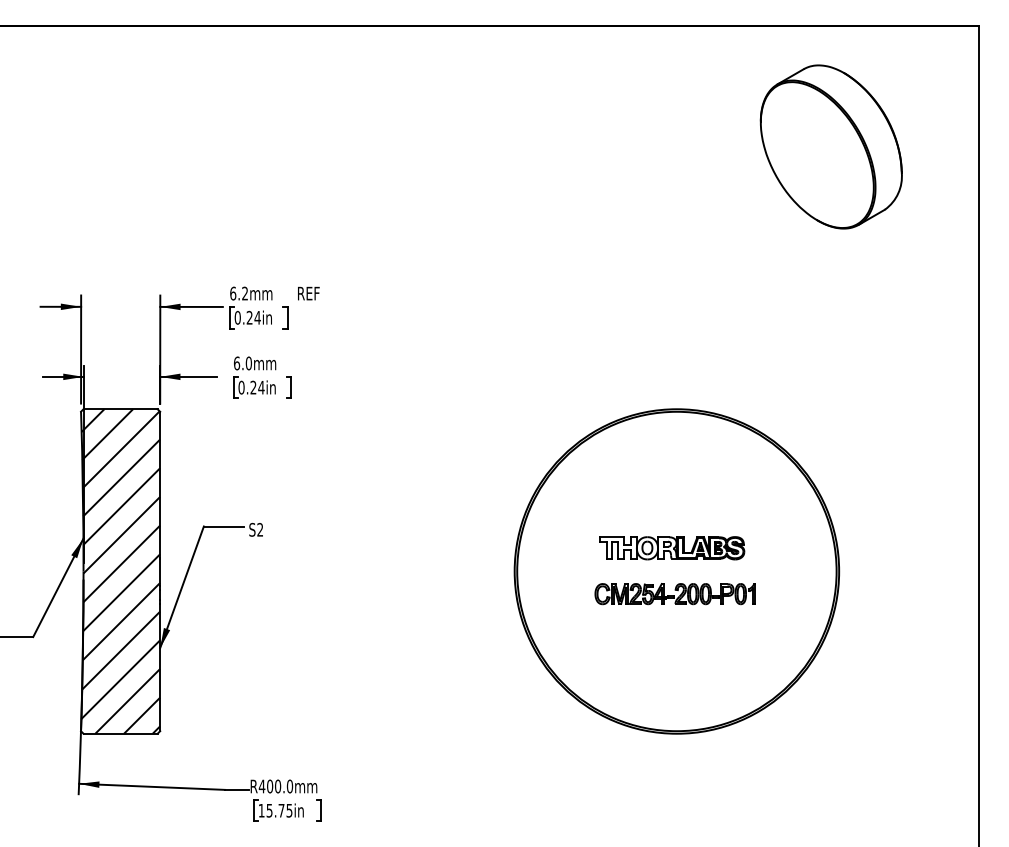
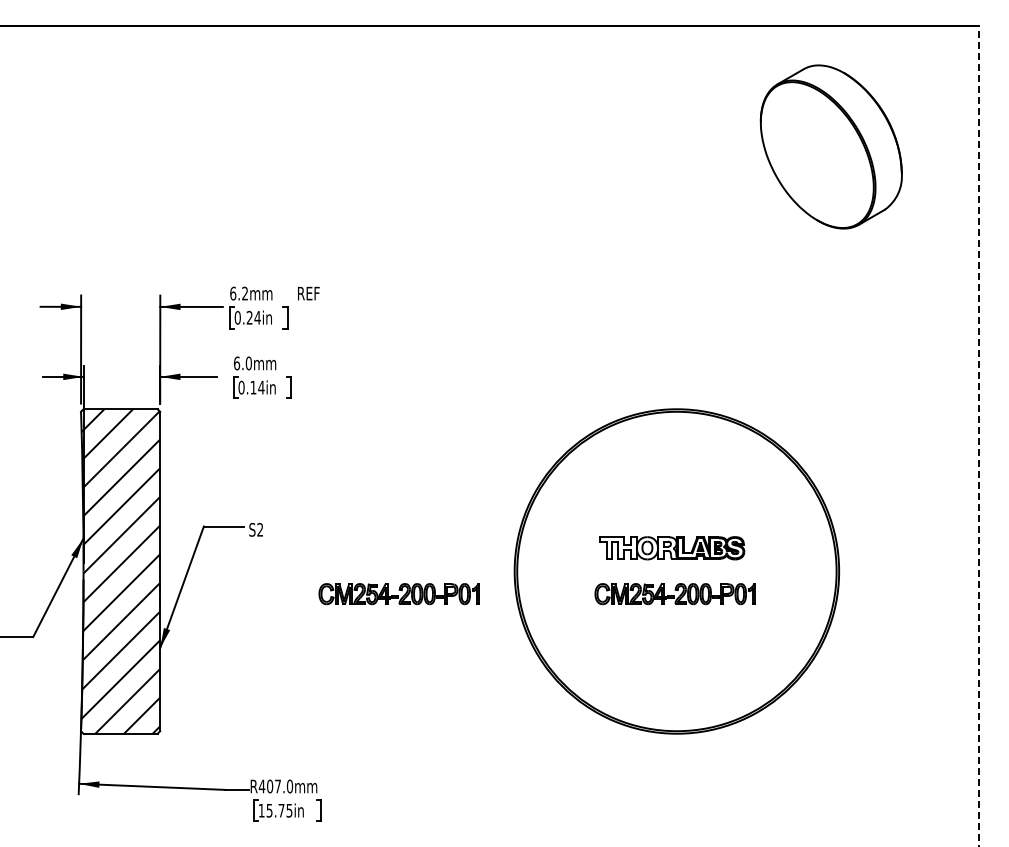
text: 0.24in -> 0.14in (253, 387)
line: solid -> dashed (978, 435)
part: none -> present (398, 594)
text: R400.0mm -> R407.0mm (278, 786)
